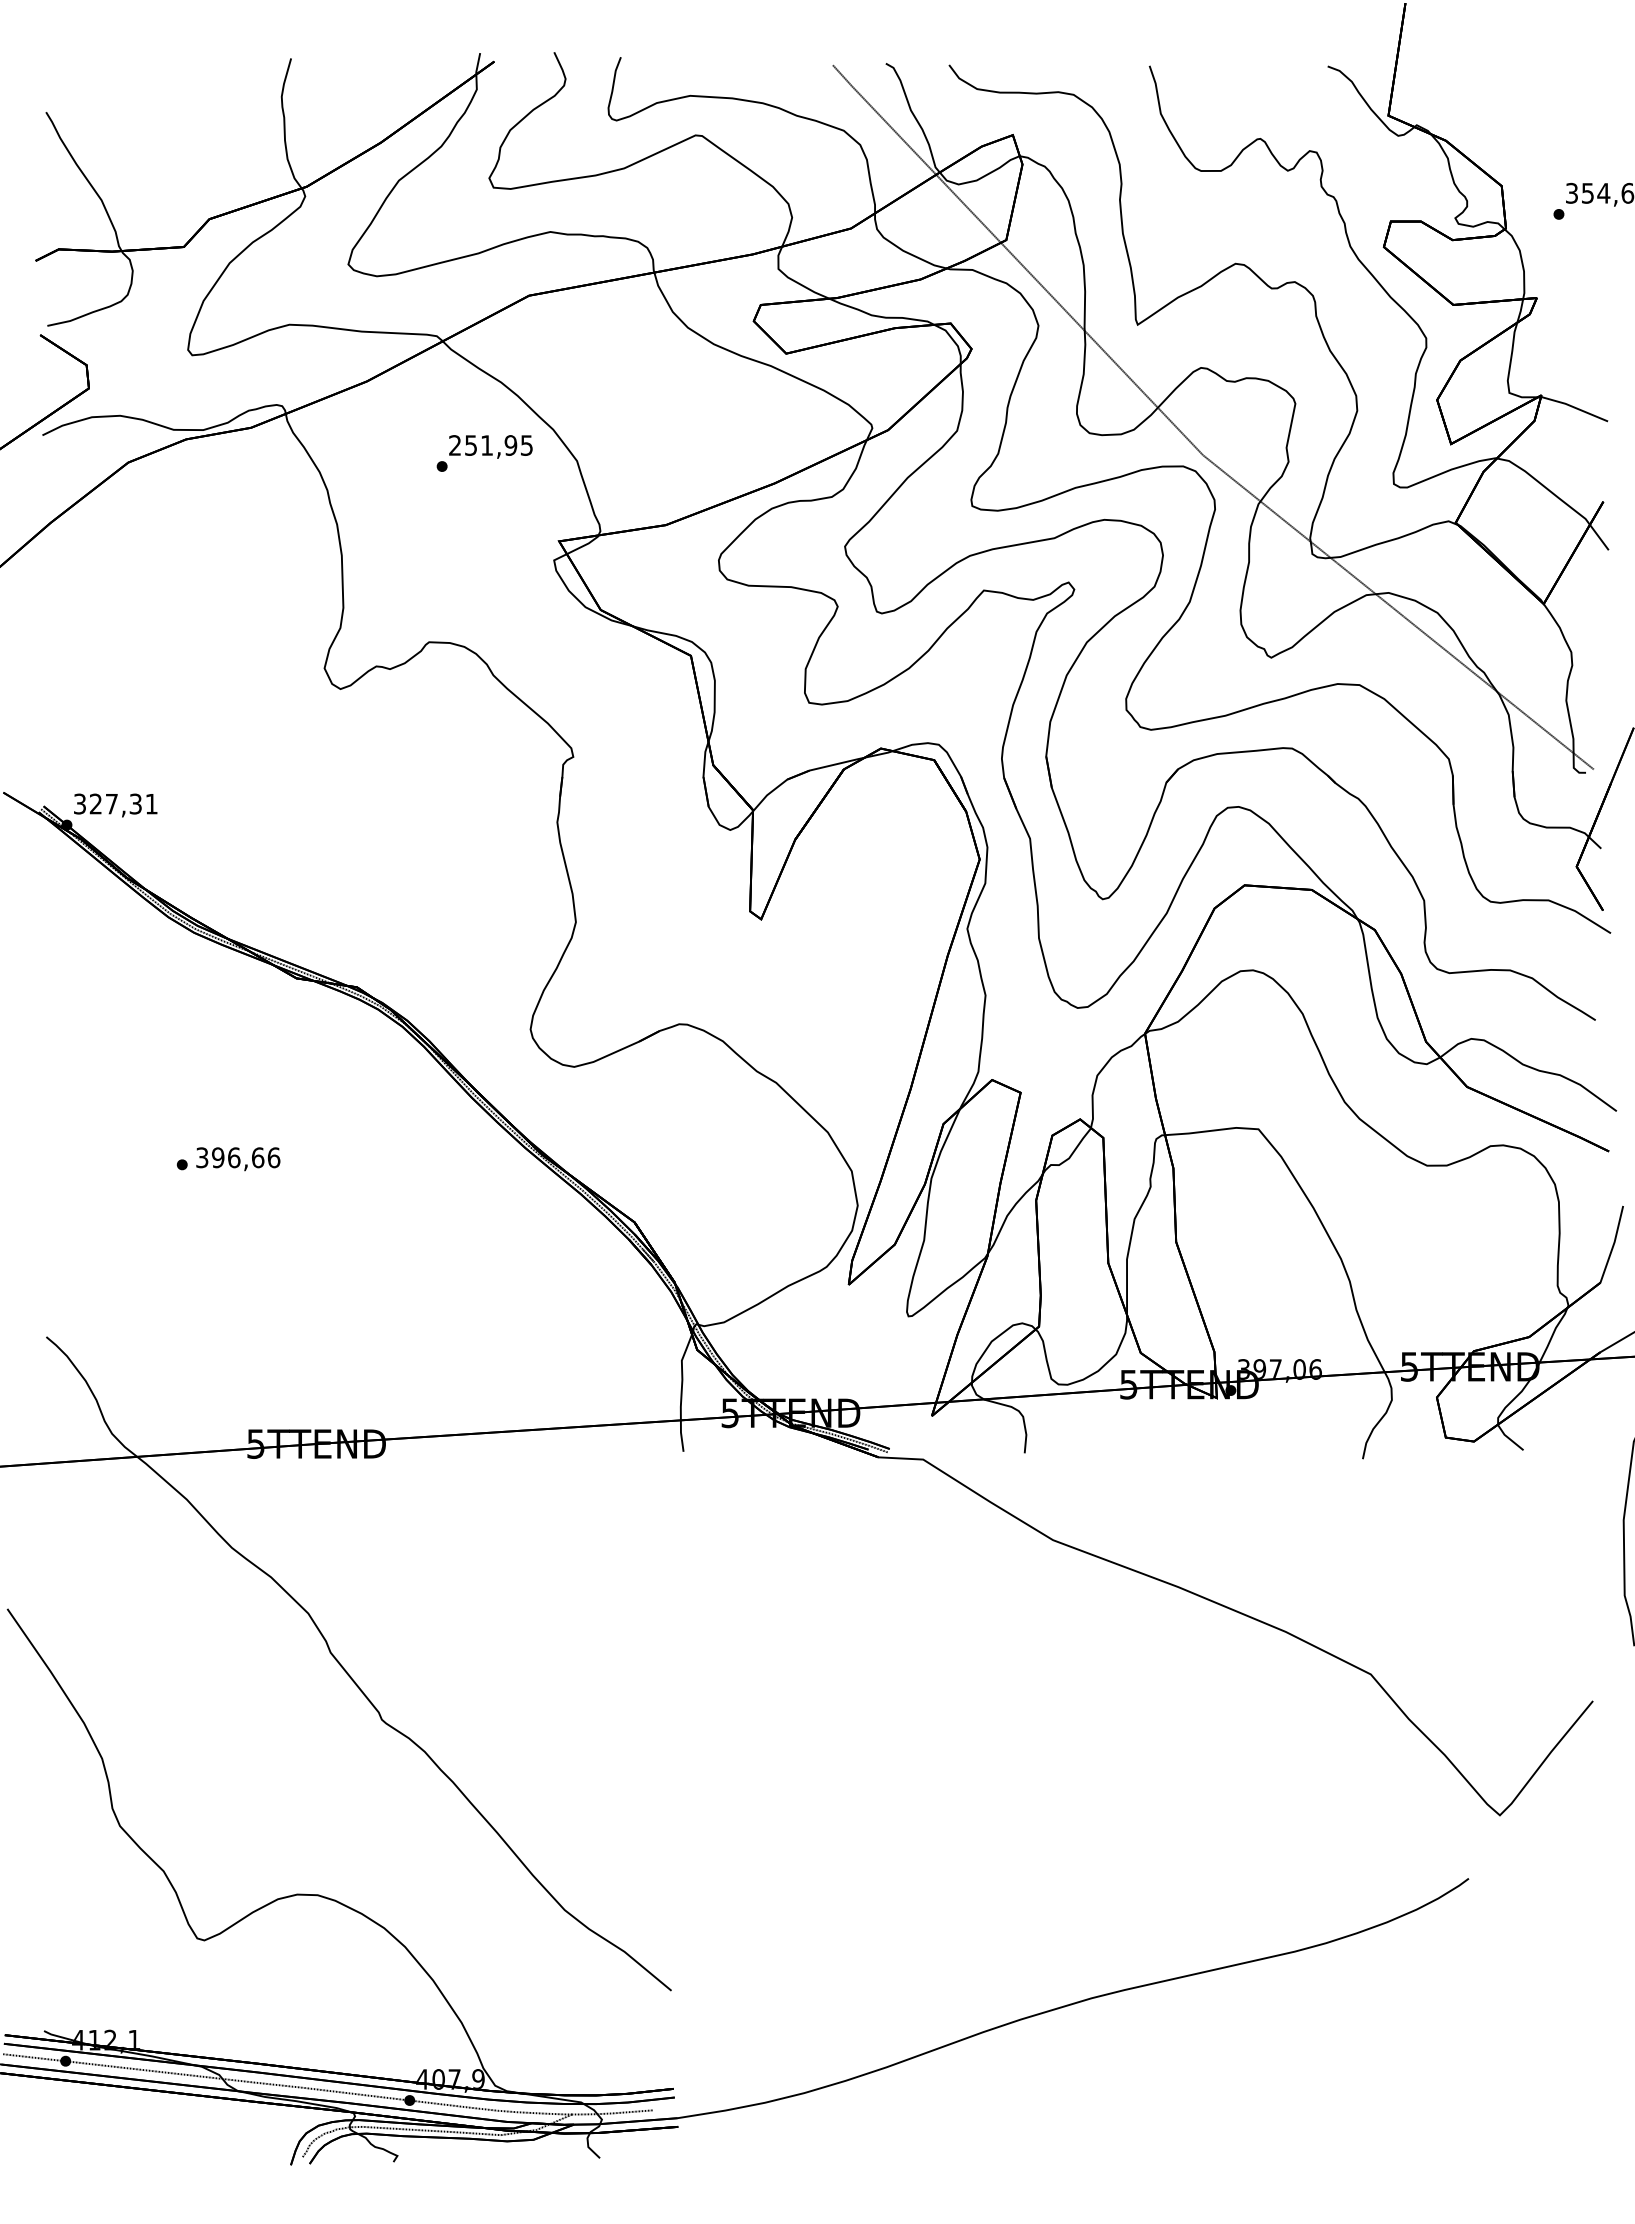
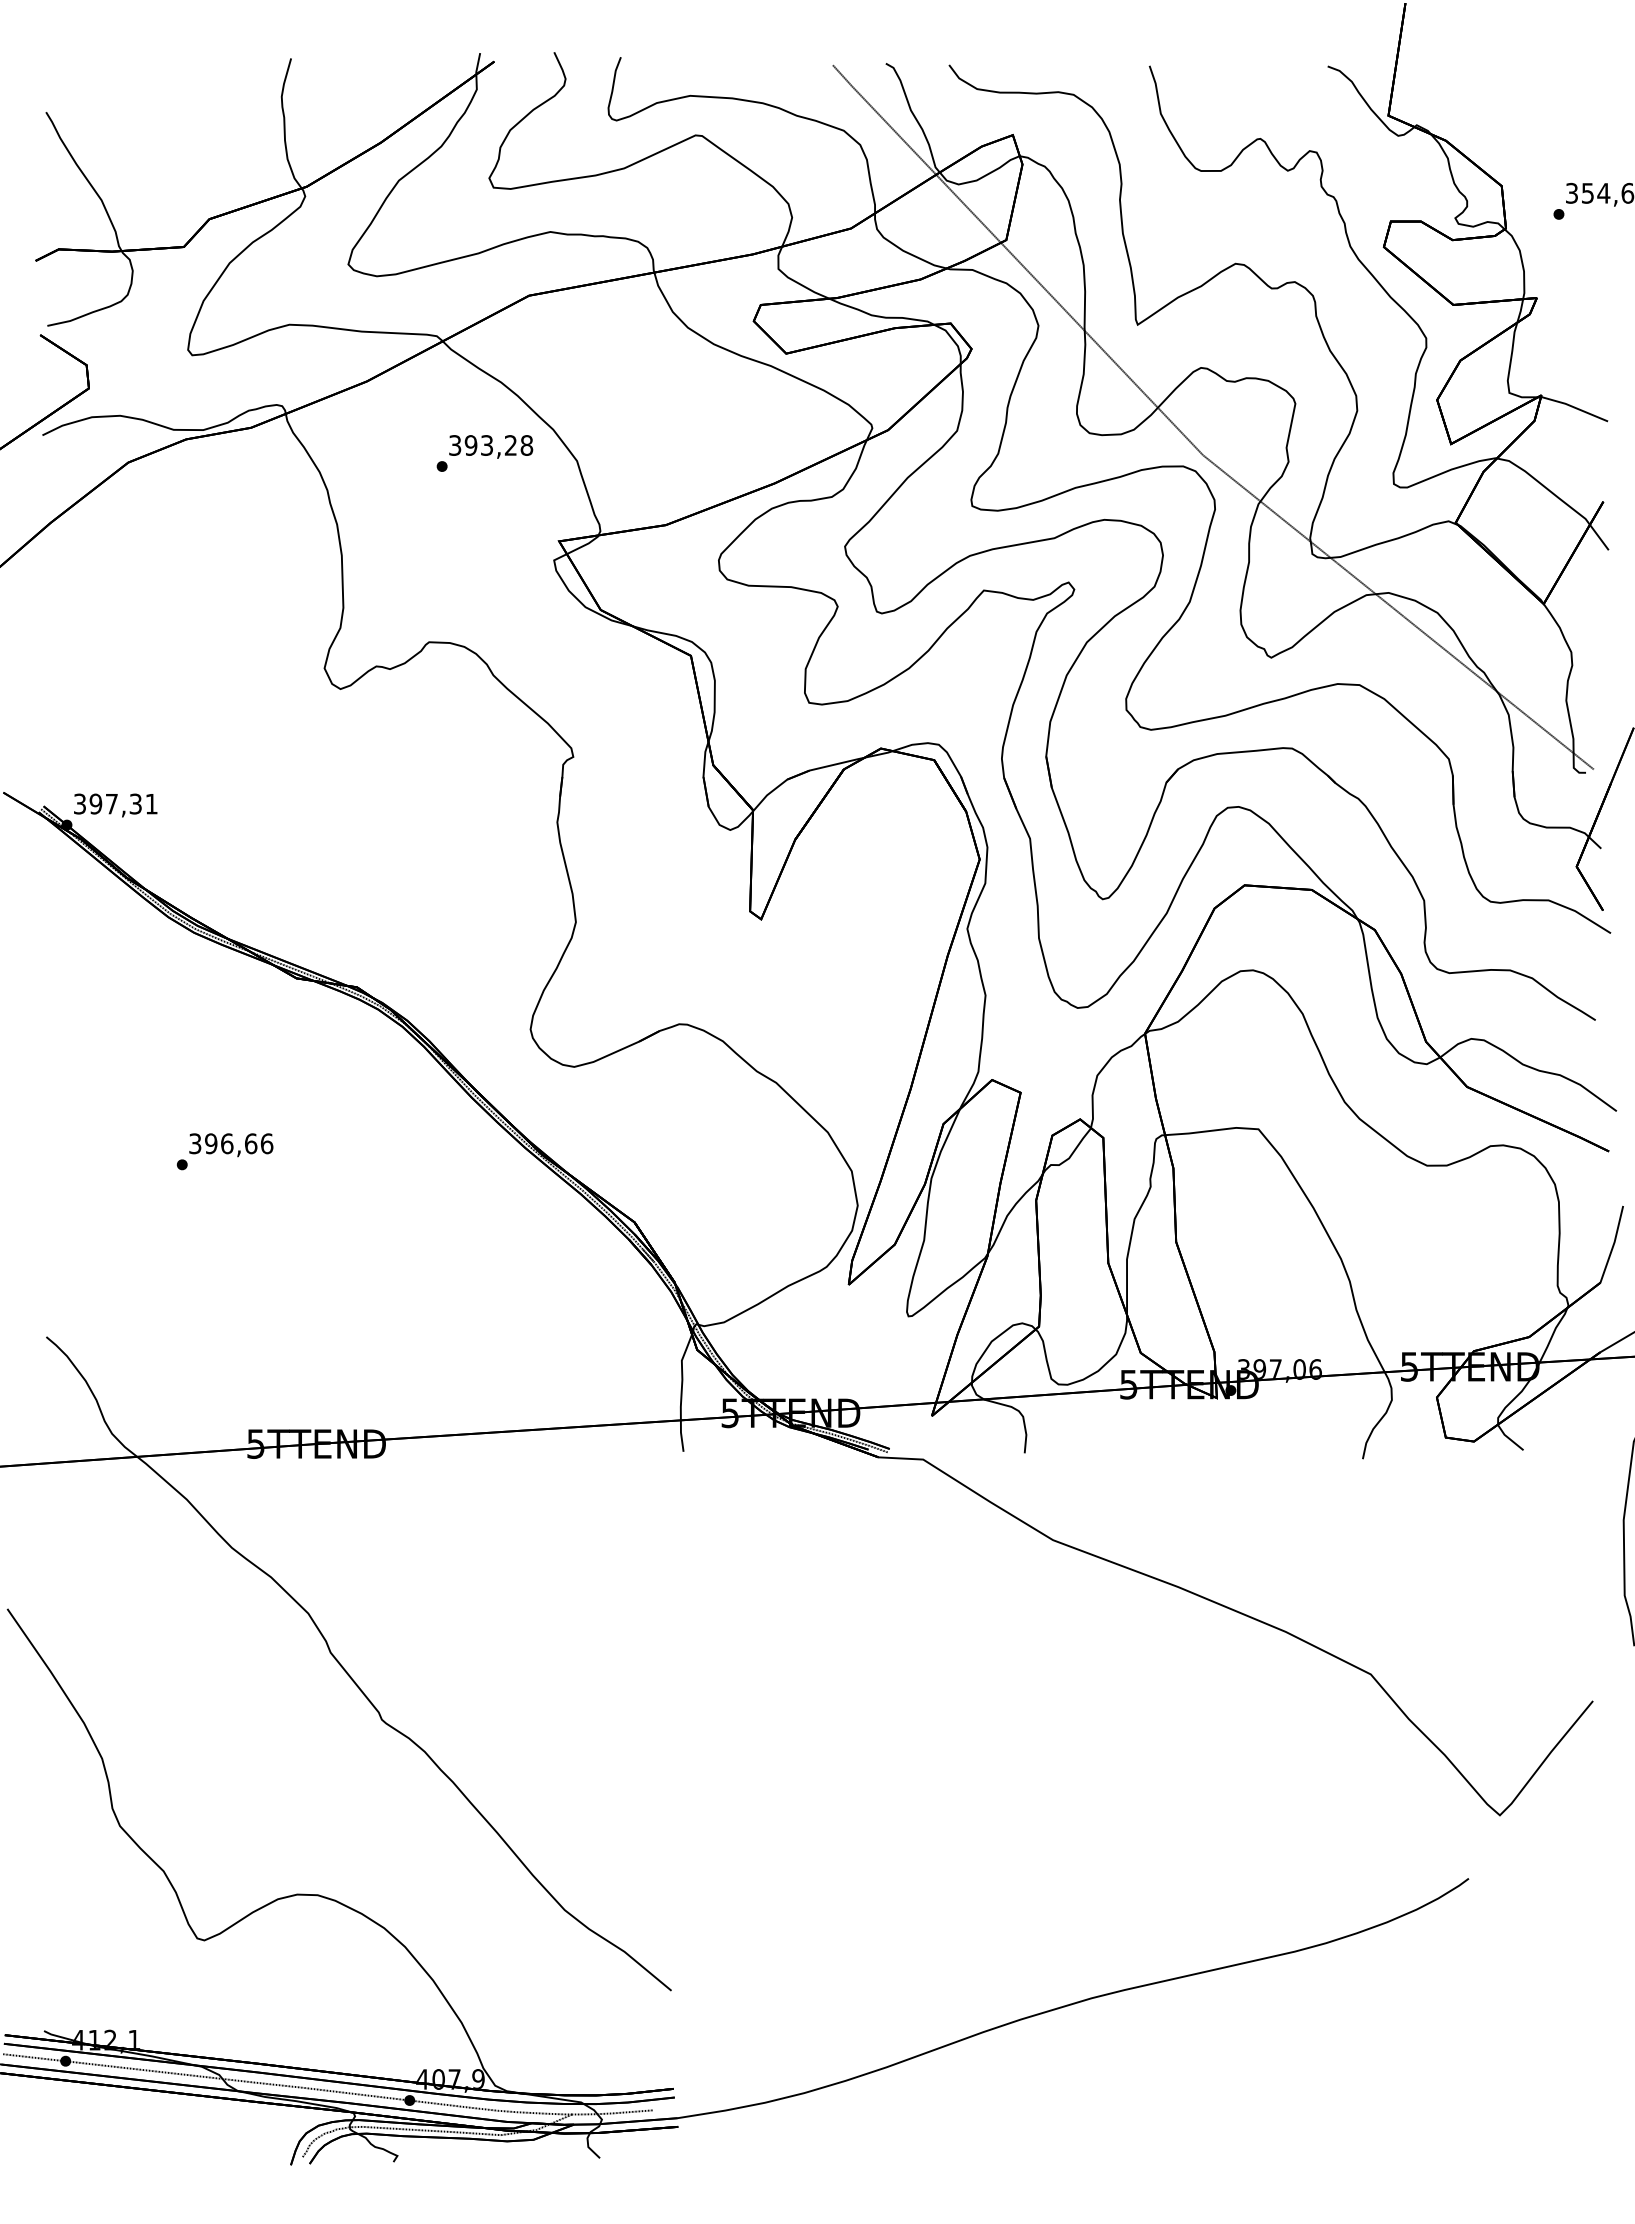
text: 251,95 -> 393,28 (491, 445)
text: 327,31 -> 397,31 (95, 803)
text position: (238, 1159) -> (231, 1145) (231, 1145)
